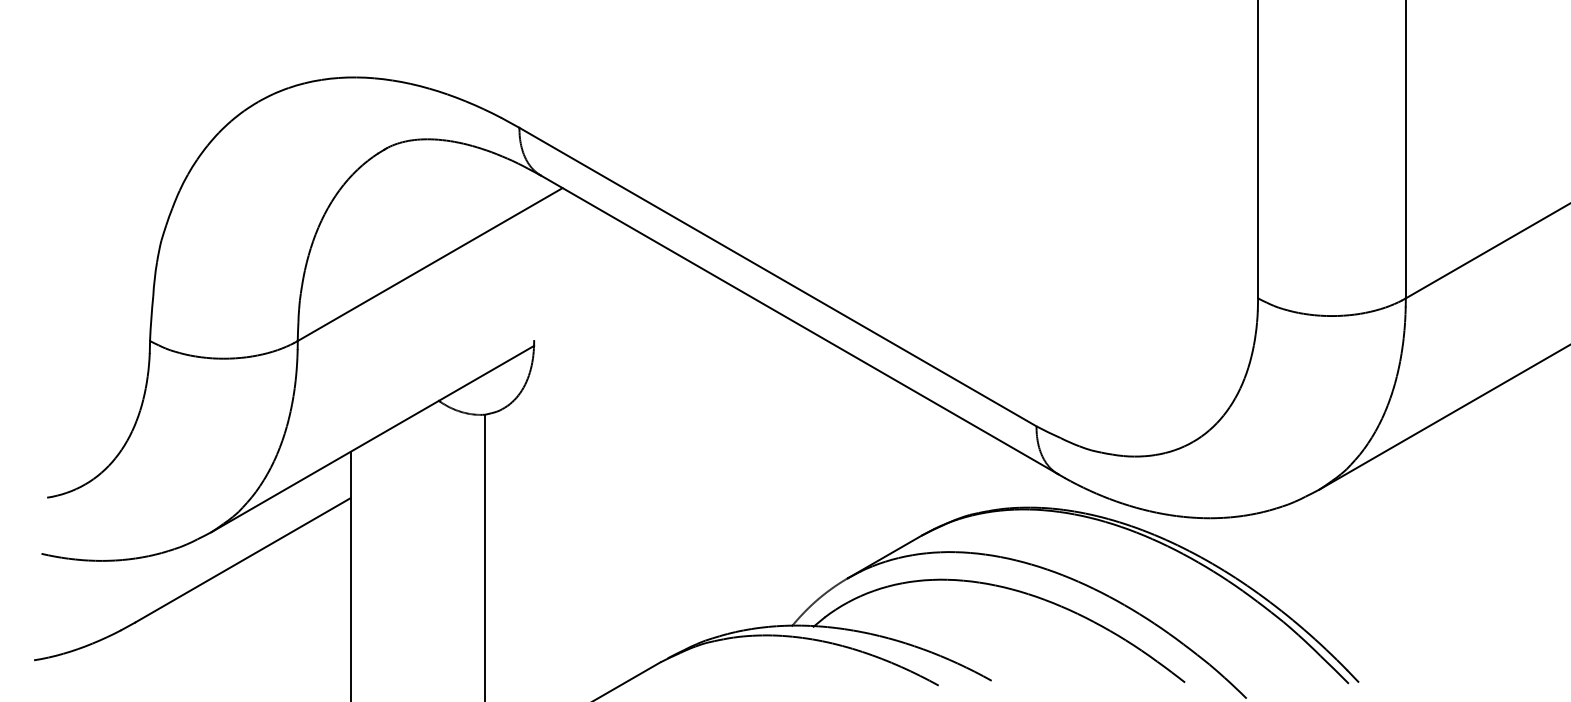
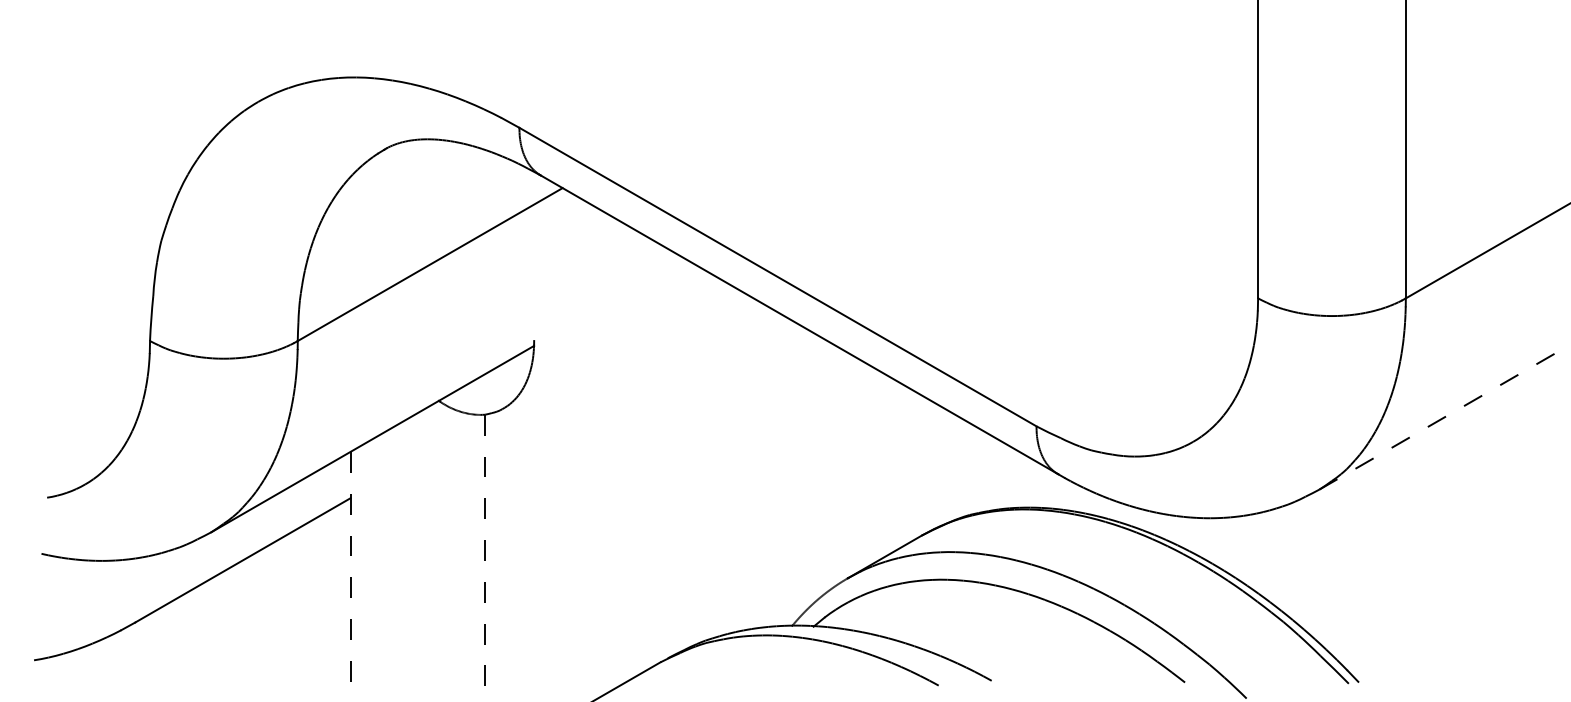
line: solid -> dashed (1445, 416)
line: solid -> dashed (485, 558)
line: solid -> dashed (350, 576)
